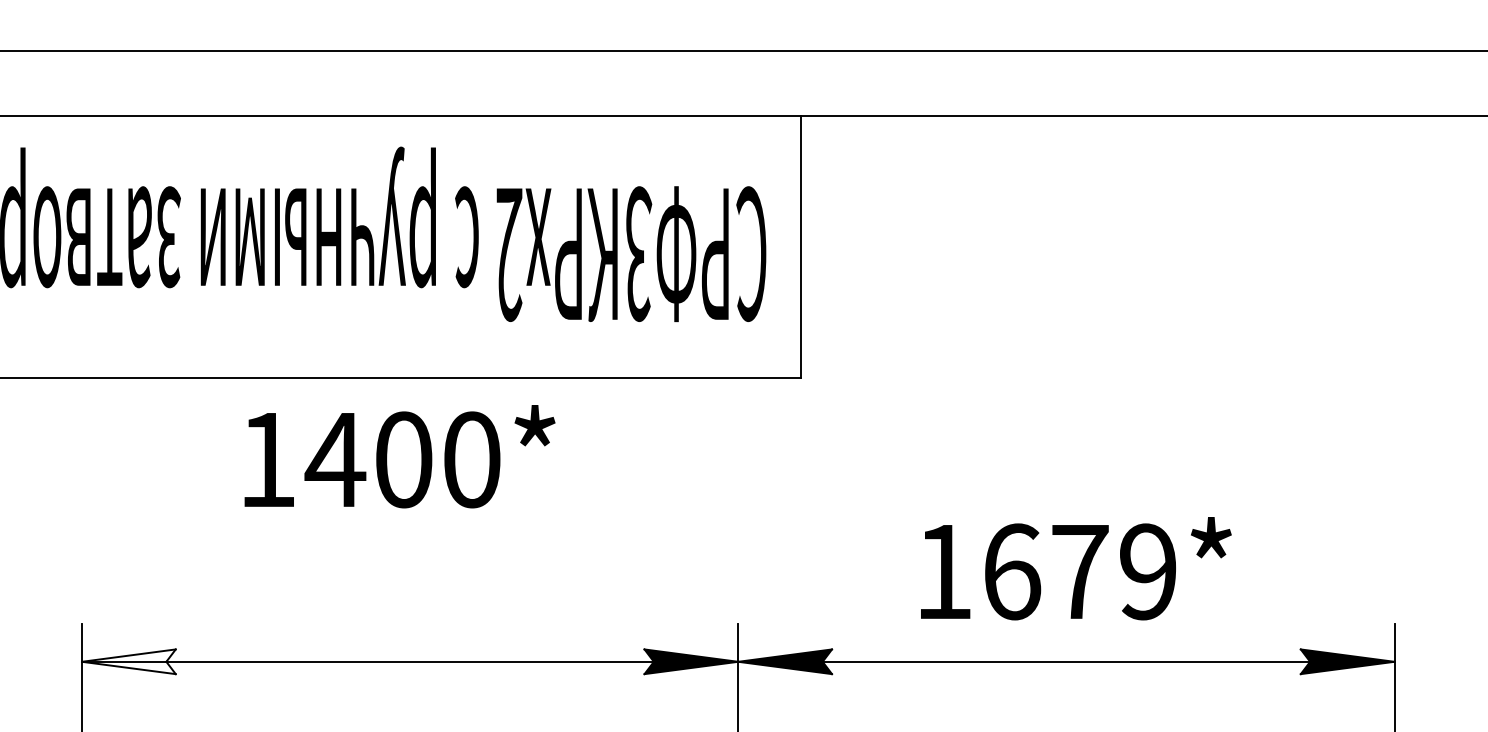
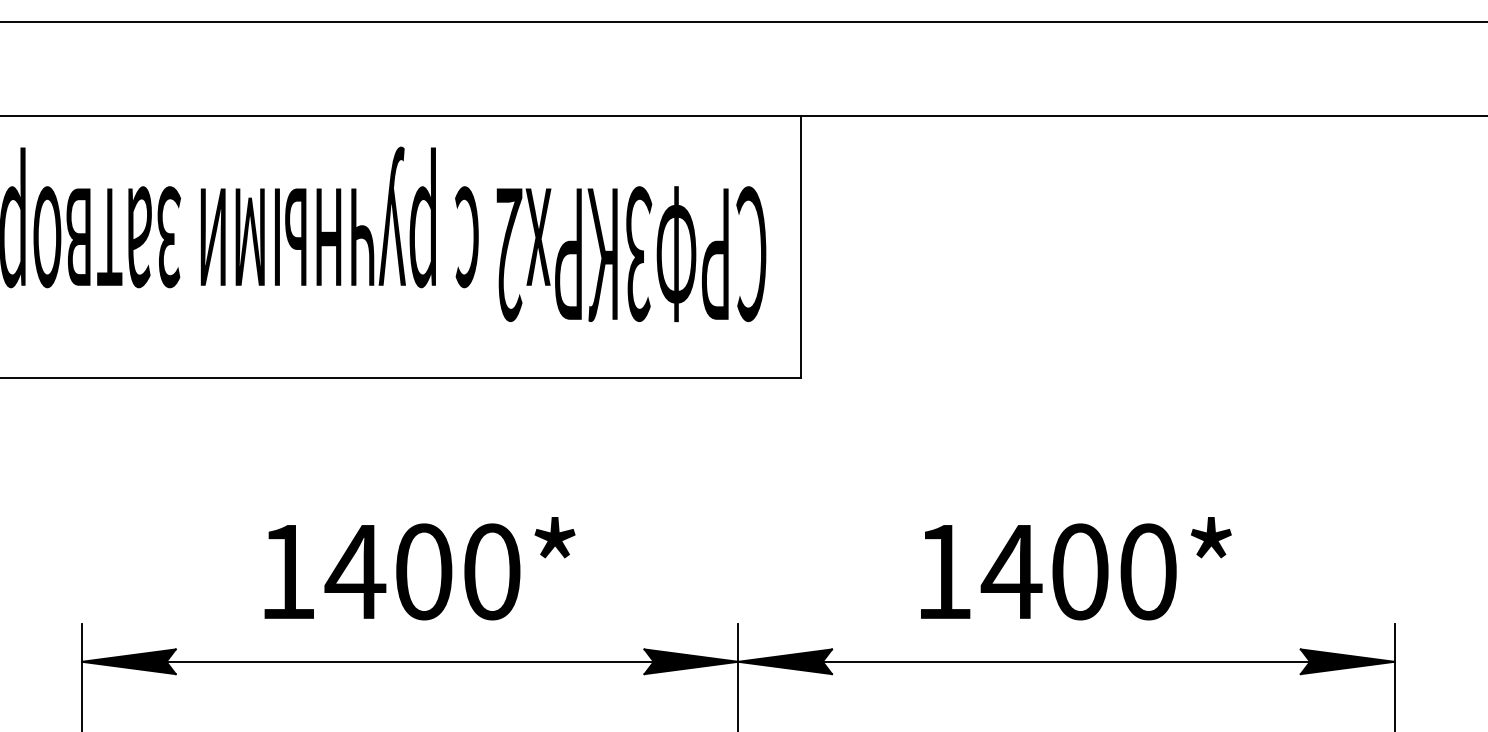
line position: (743, 50) -> (743, 21) (743, 21)
text position: (399, 456) -> (419, 568) (419, 568)
text: 1679* -> 1400* (1078, 571)
fill: none -> present (128, 661)
